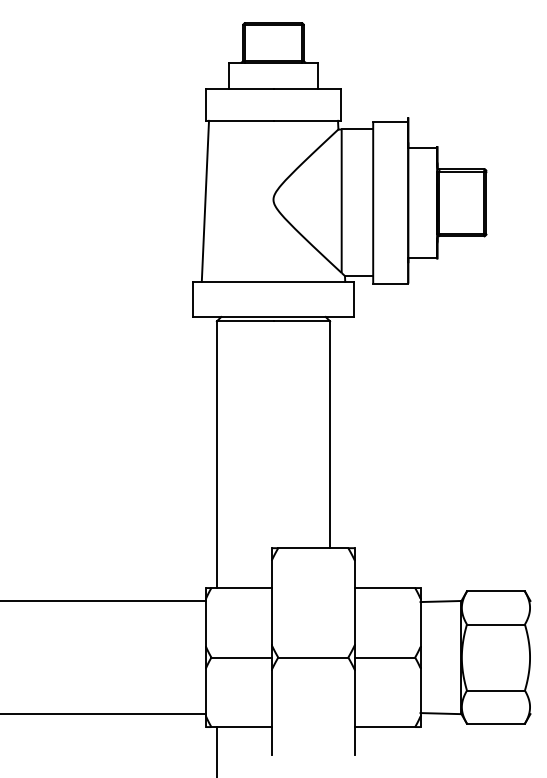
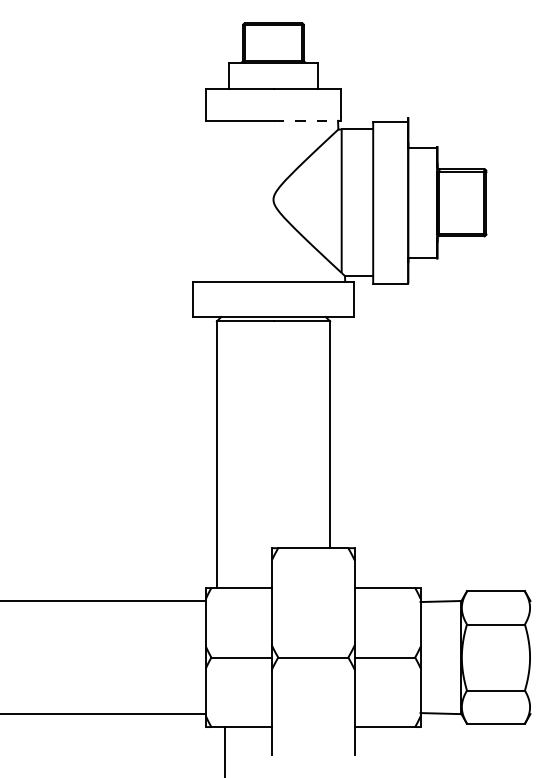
line: solid -> dashed (307, 120)
line: present -> none (205, 200)
line position: (216, 750) -> (224, 750) (224, 750)
